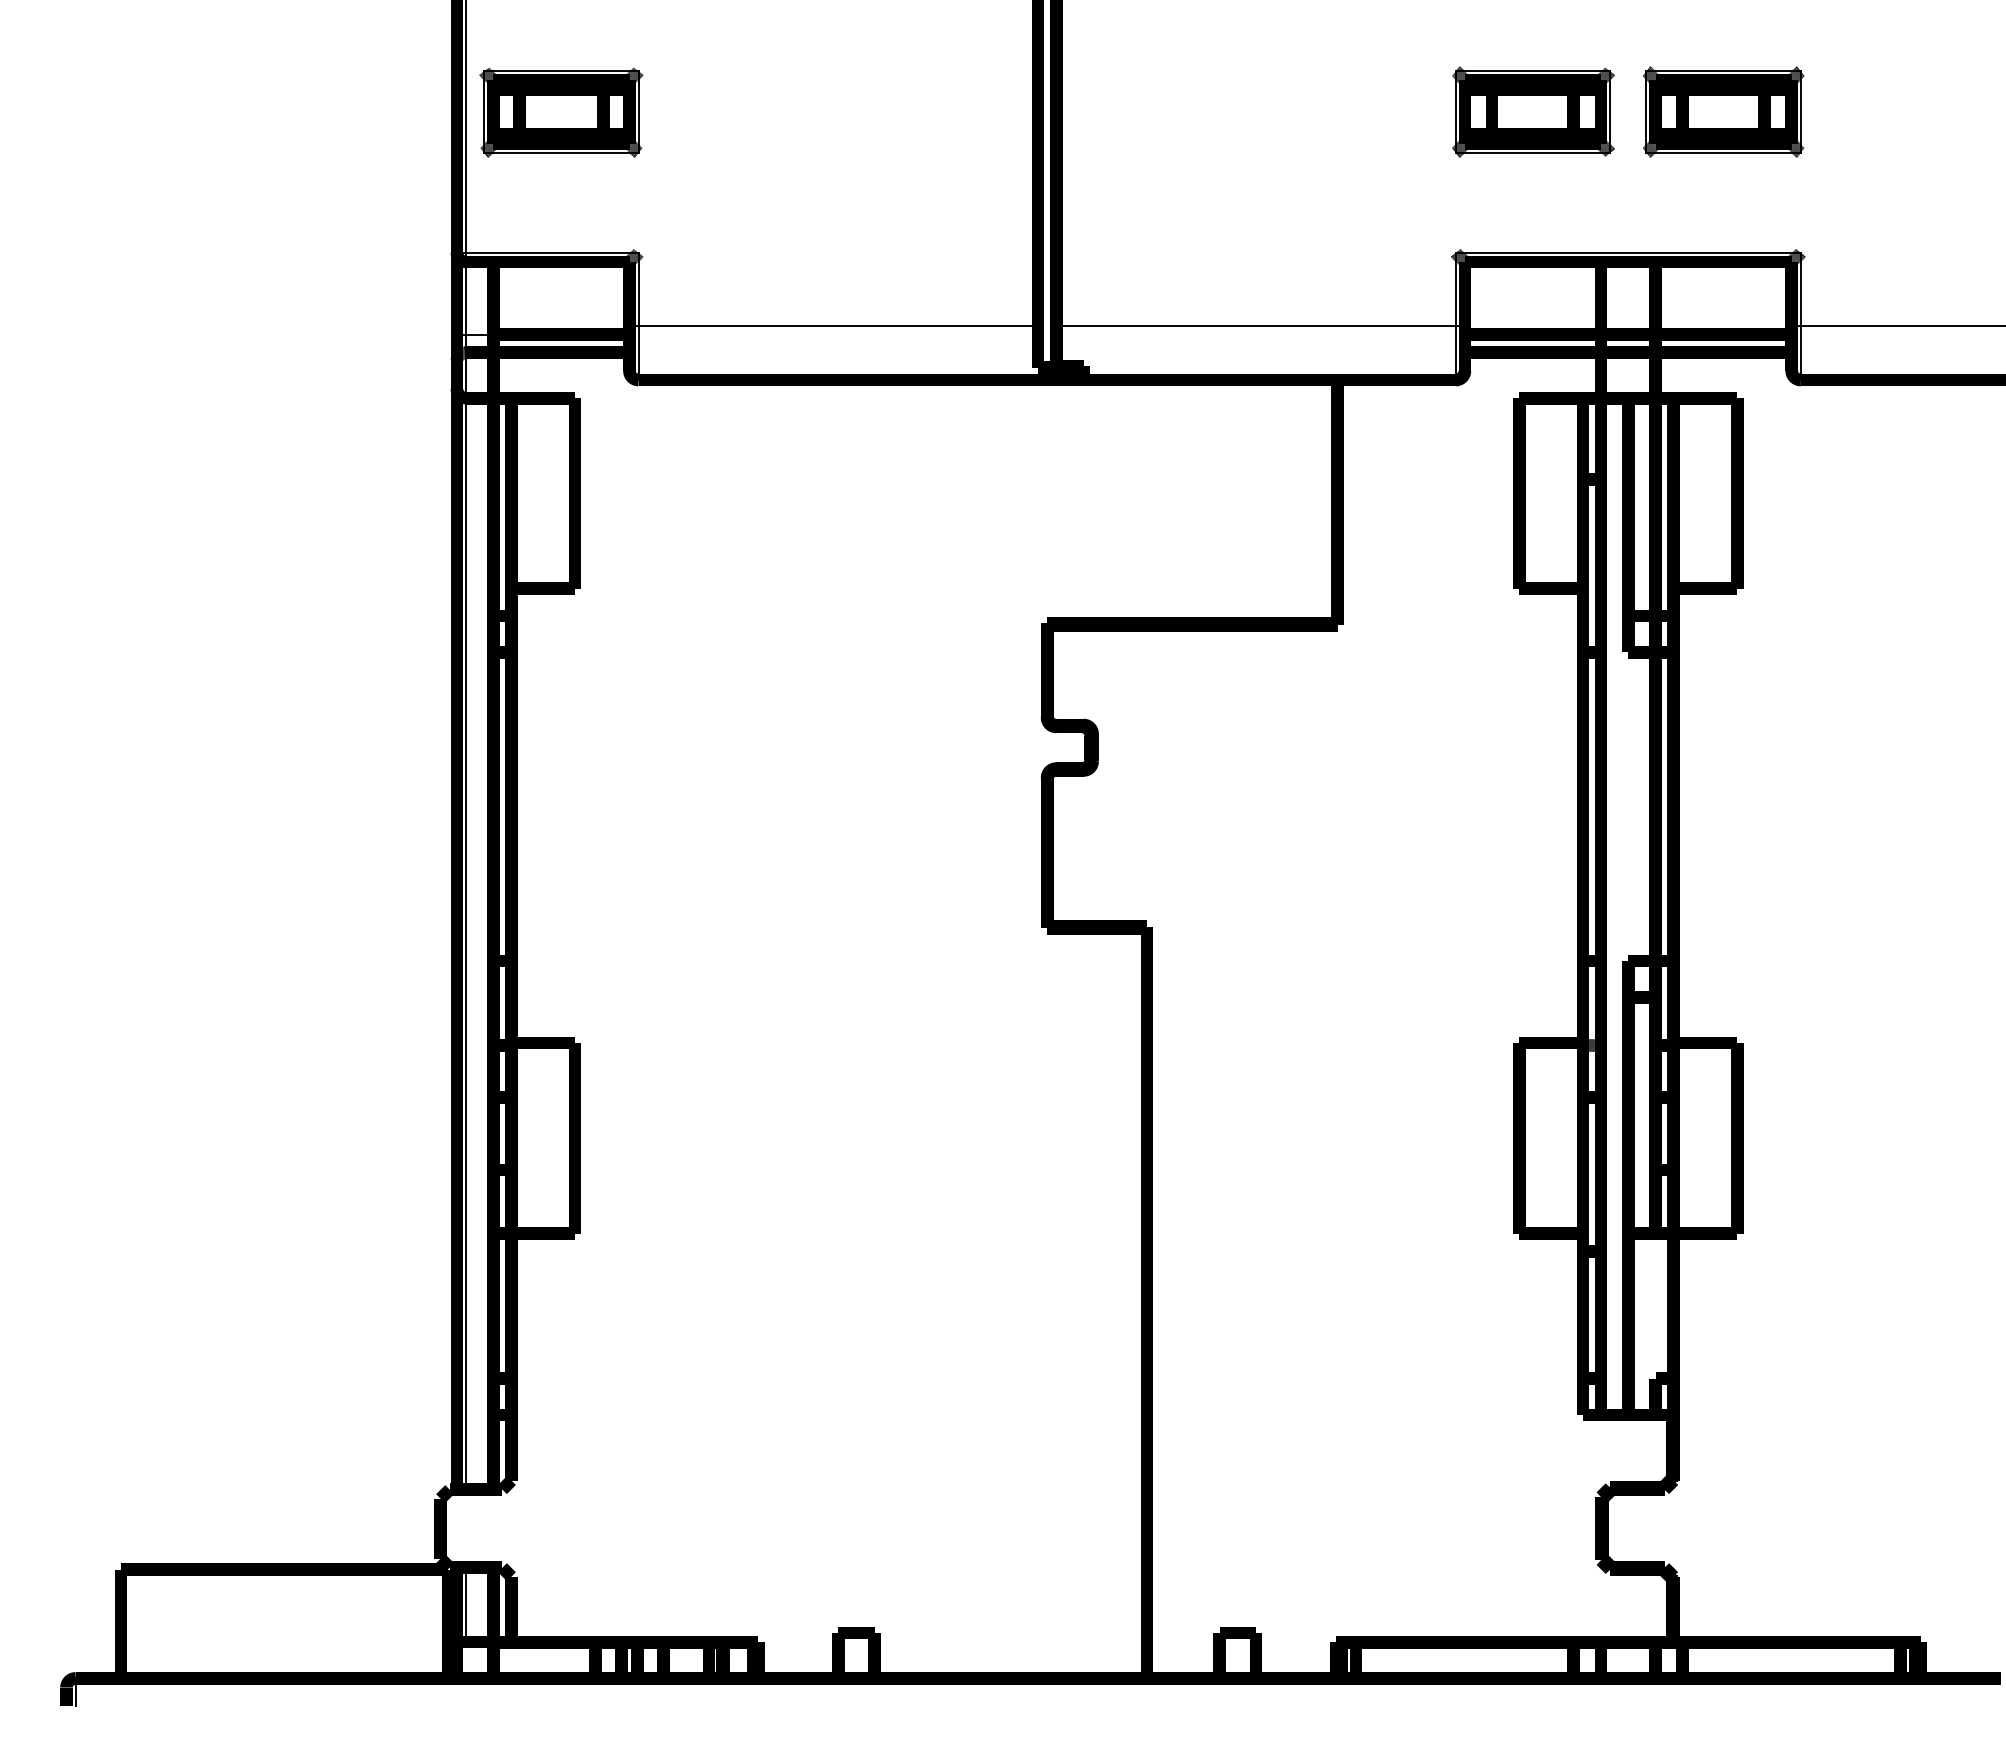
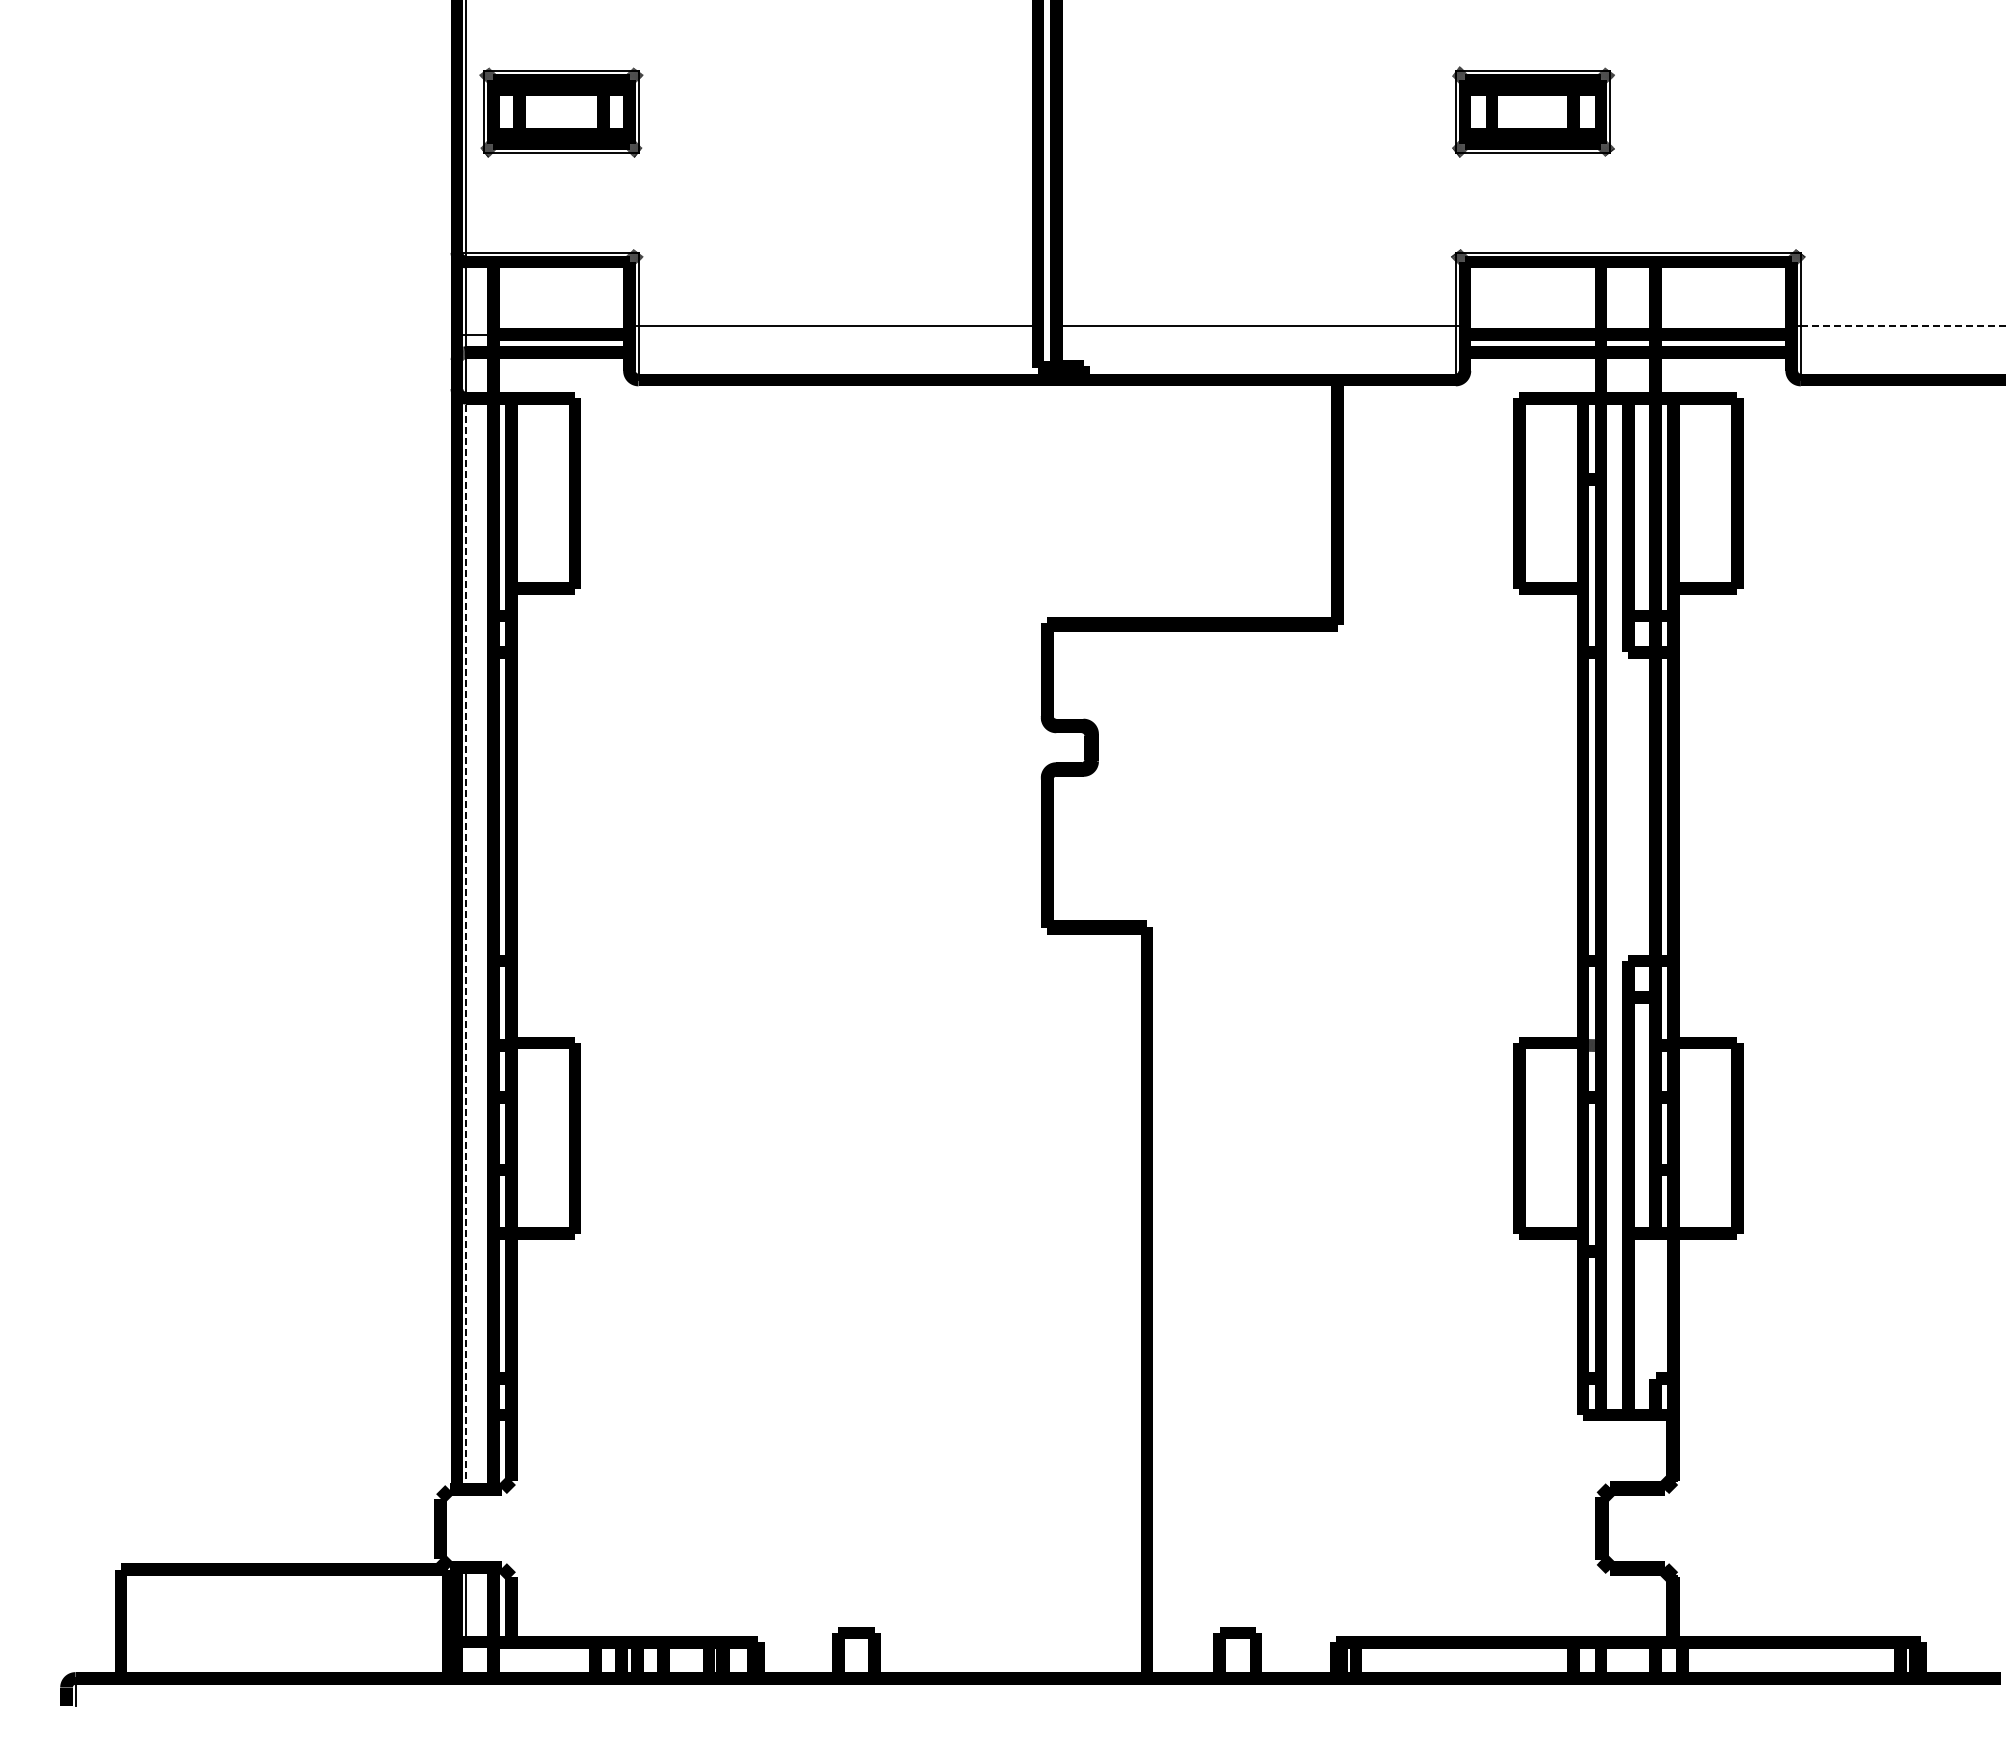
part: present -> none (1723, 111)
line: solid -> dashed (1903, 325)
line: solid -> dashed (466, 943)
